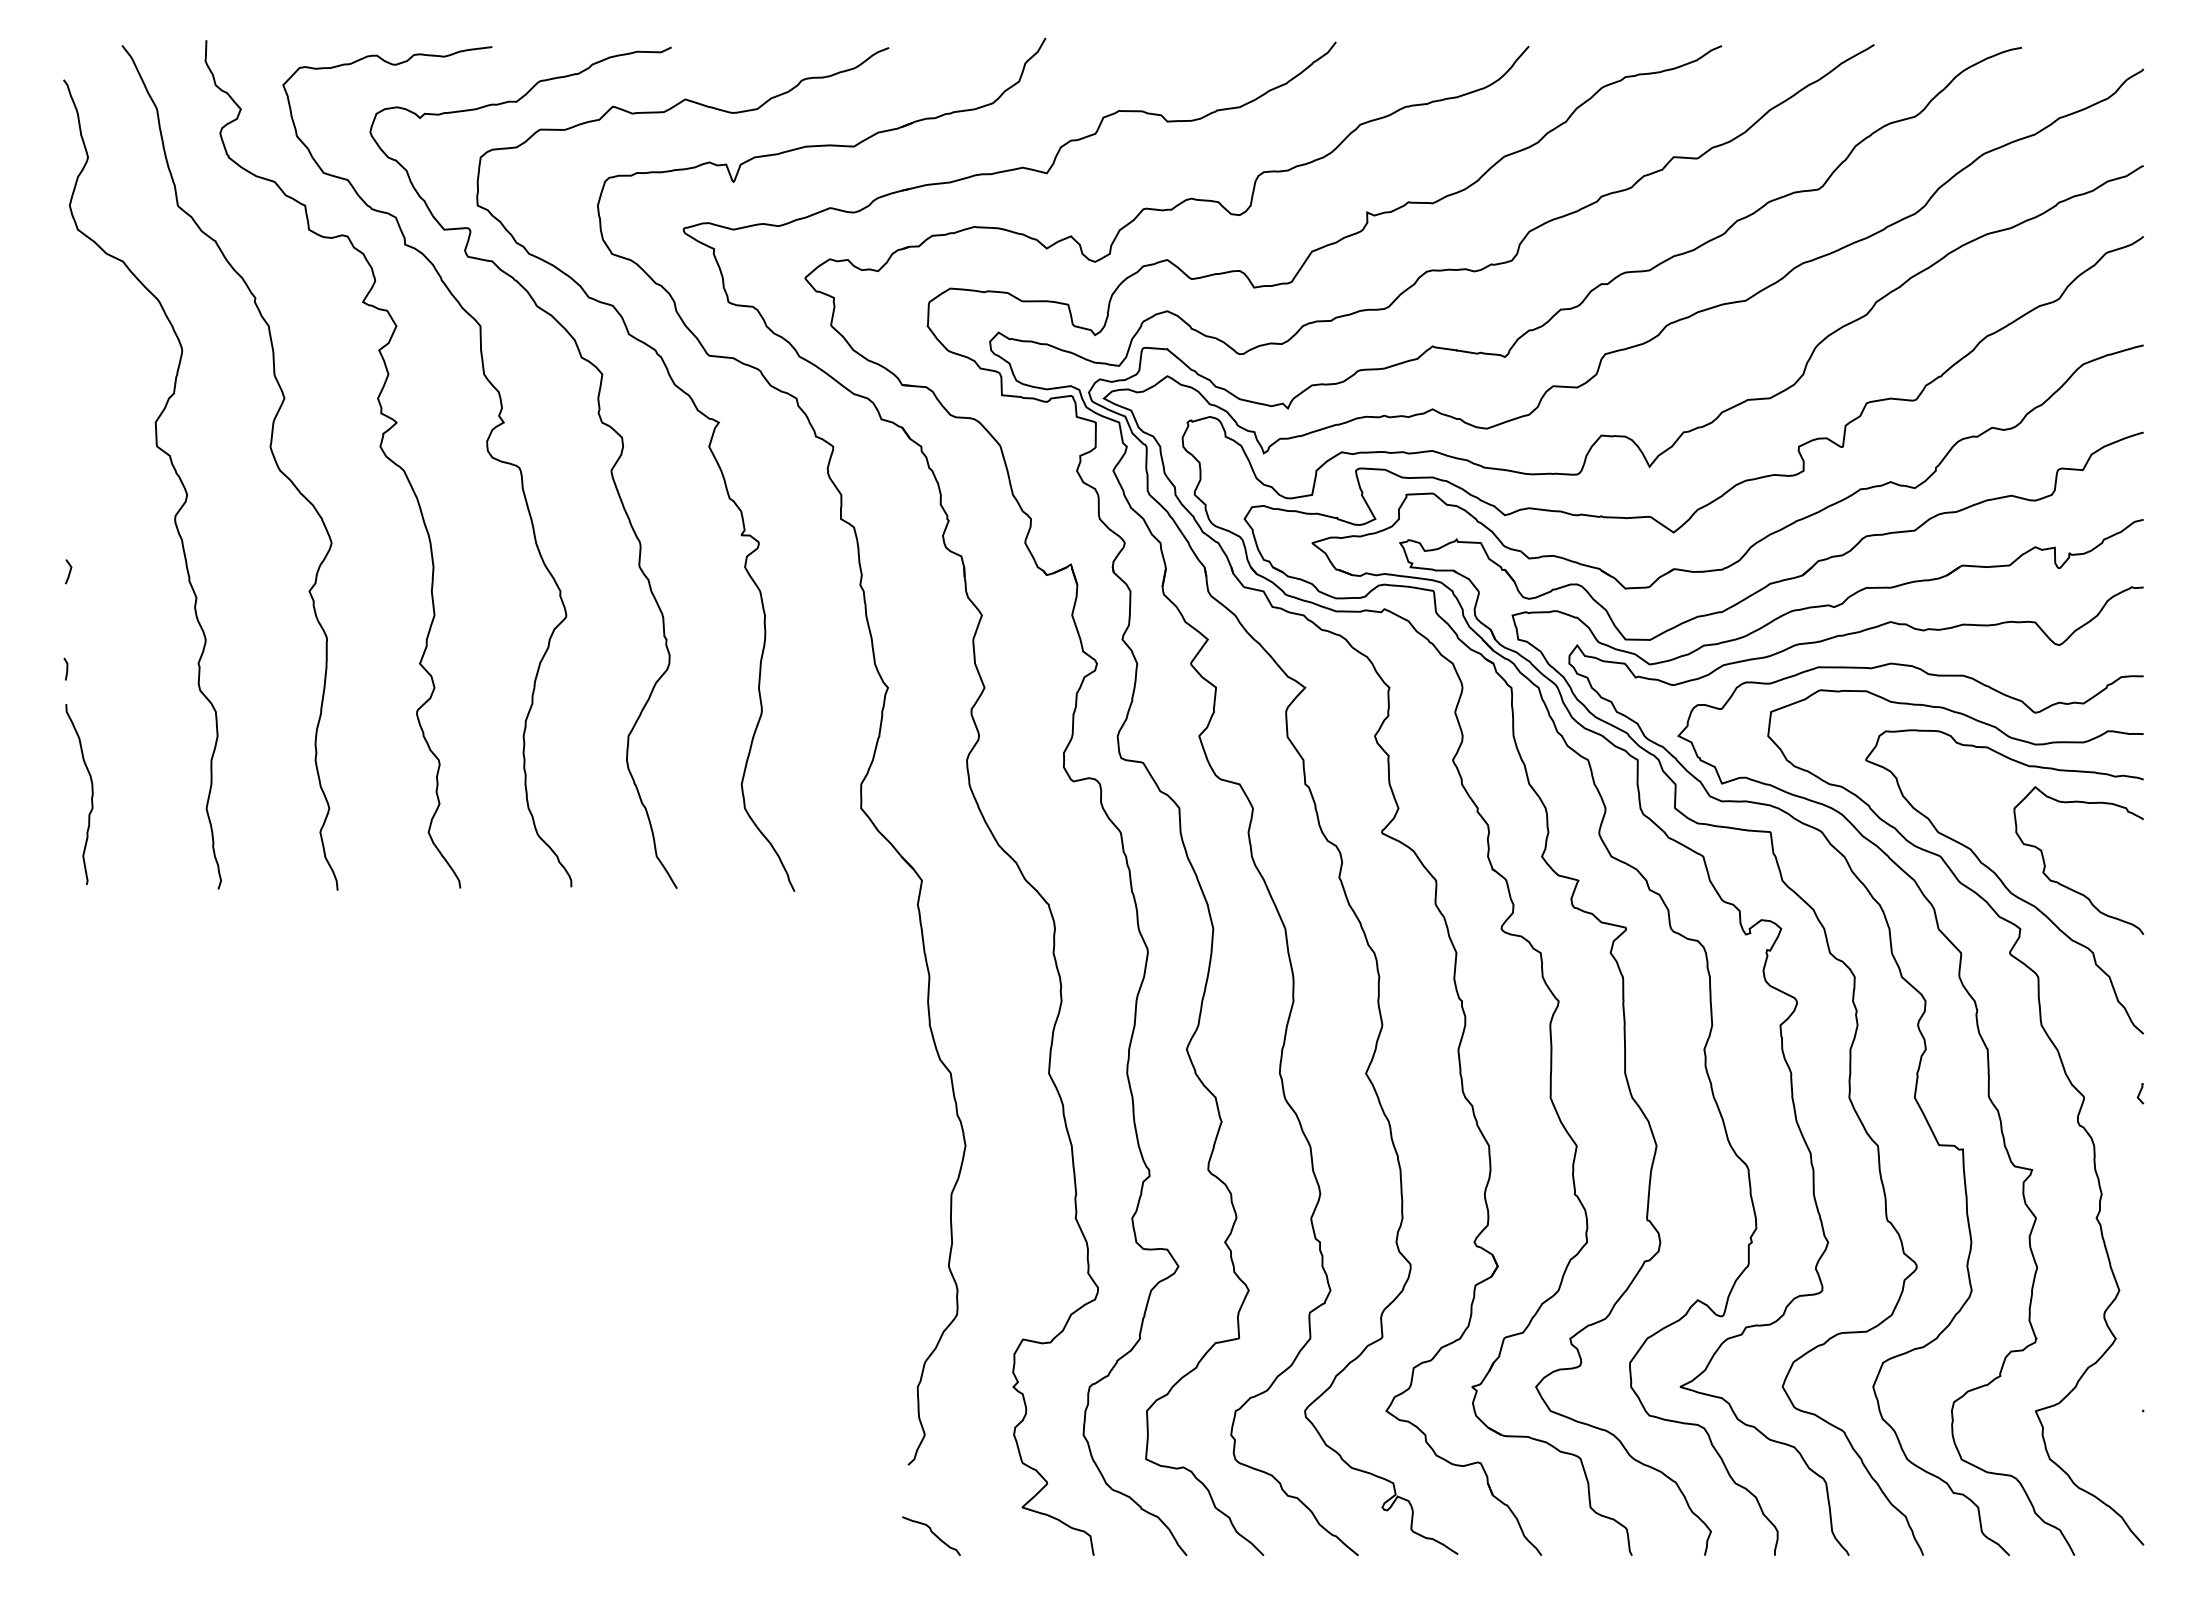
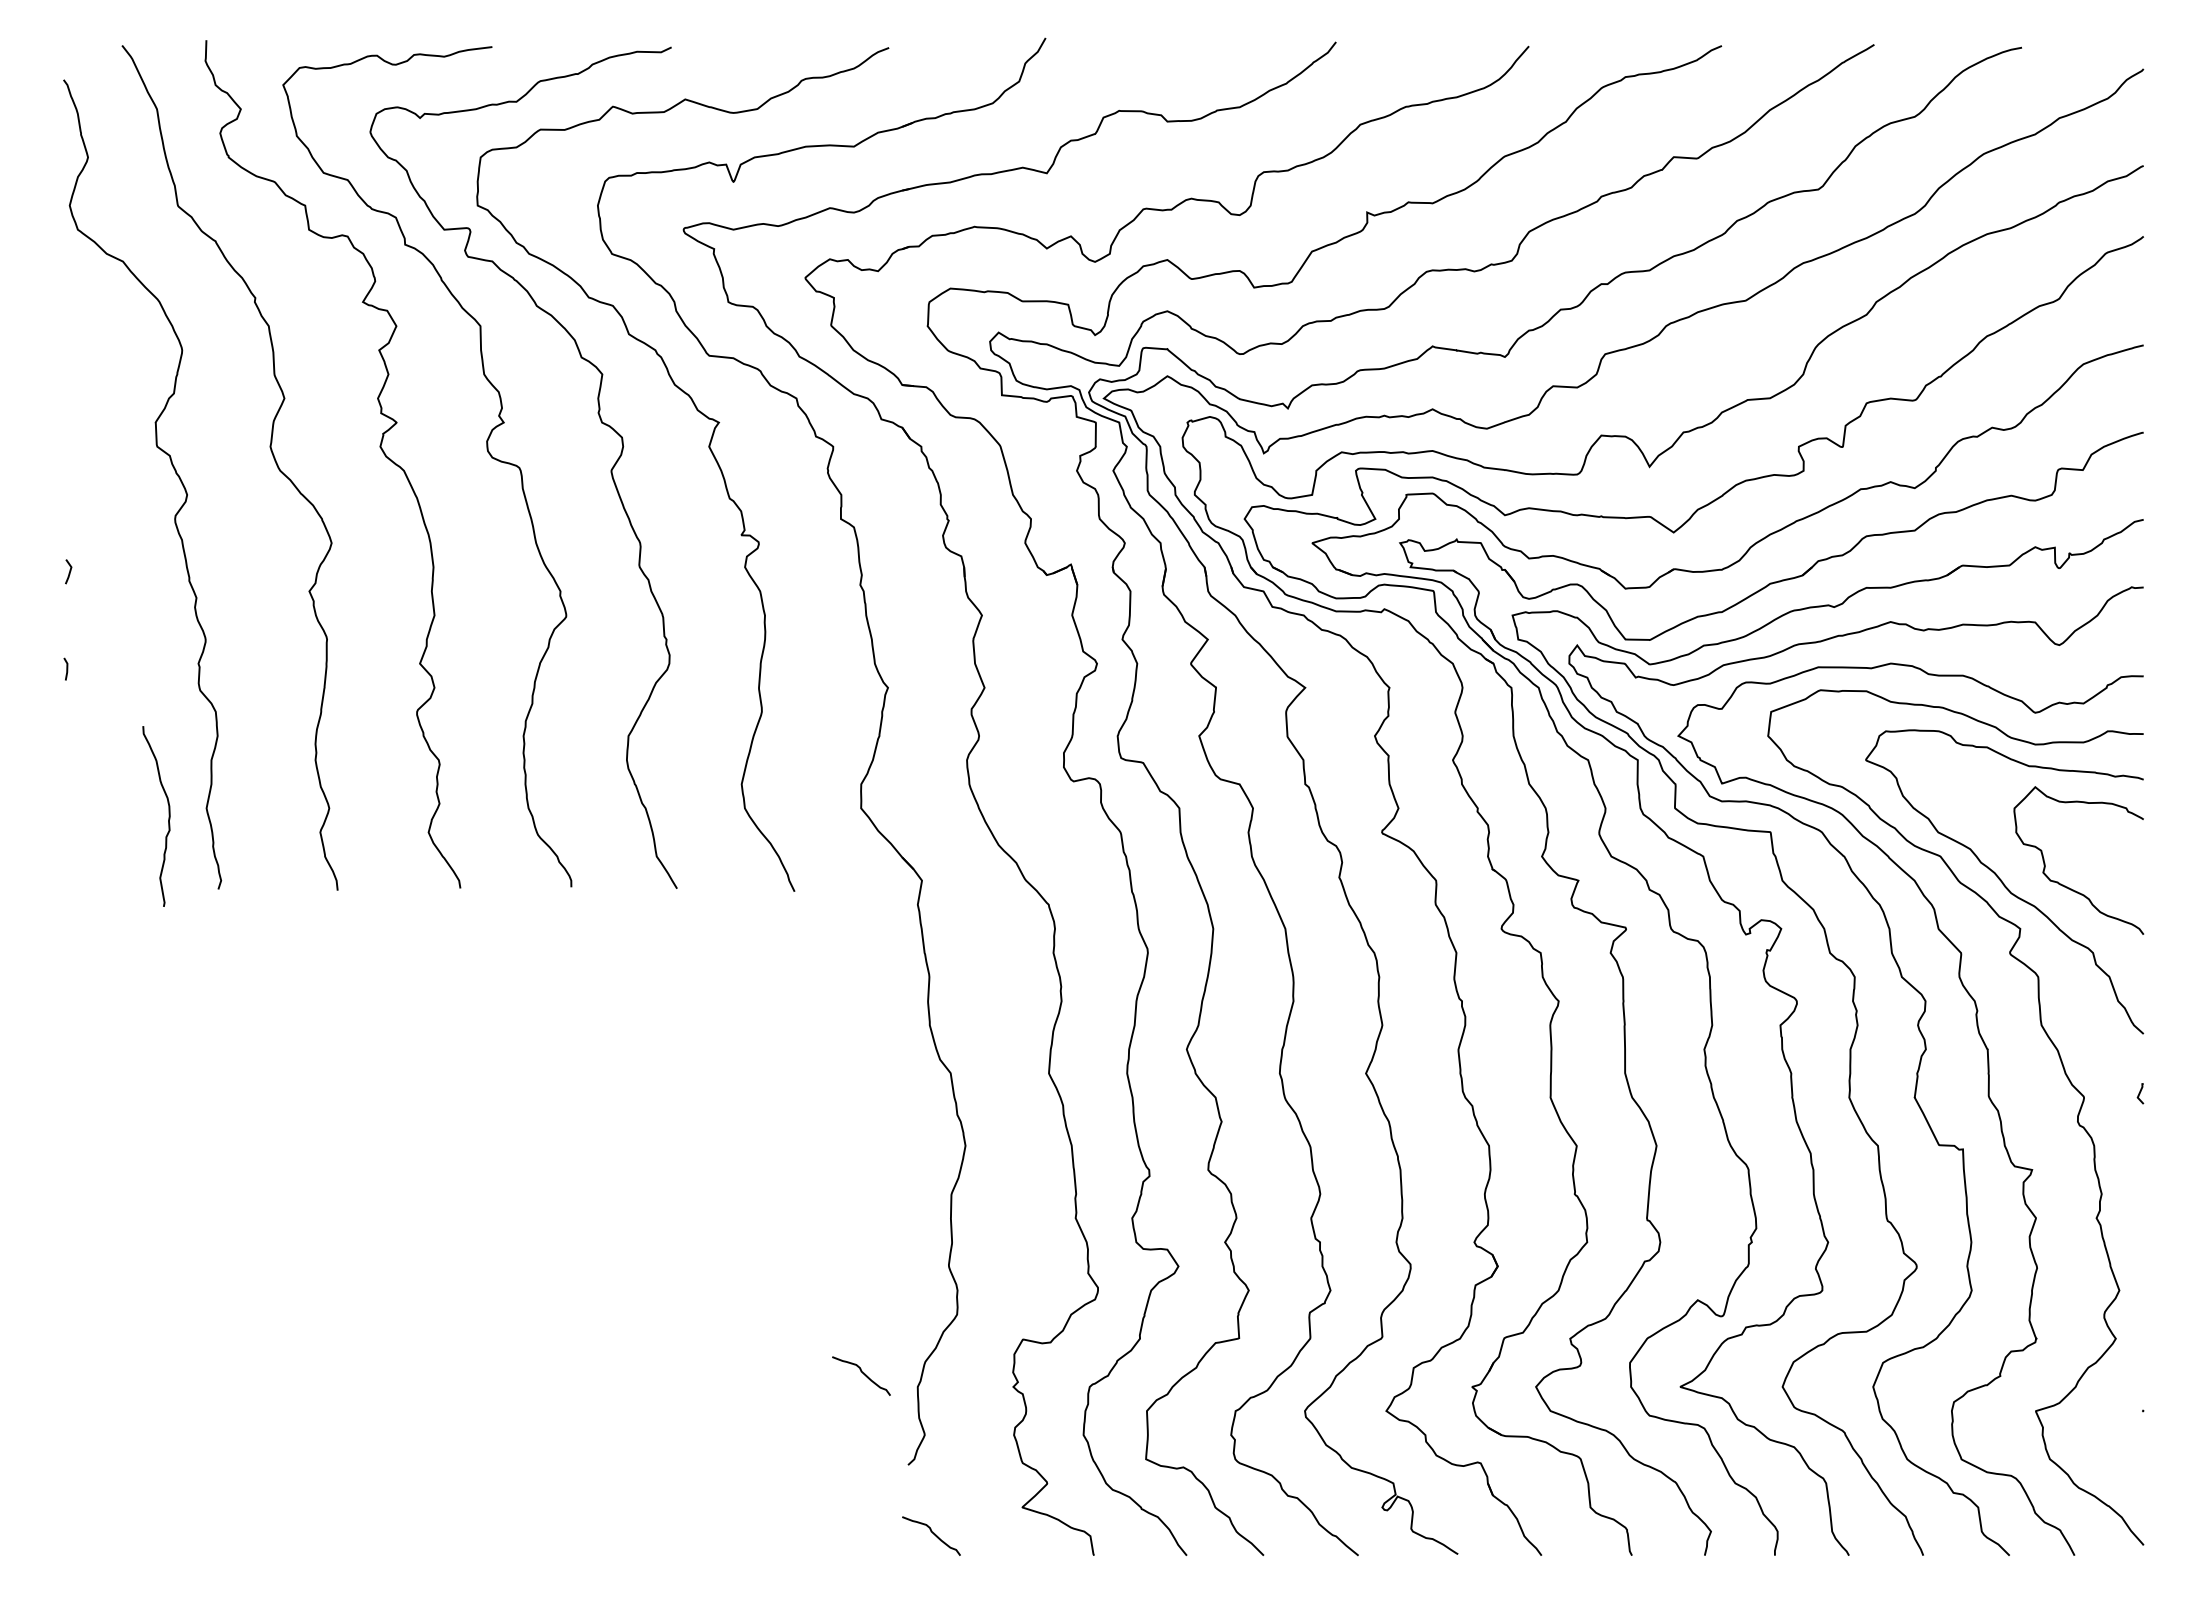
curve position: (91, 794) -> (168, 816) (168, 816)
curve: none -> present (862, 1373)
